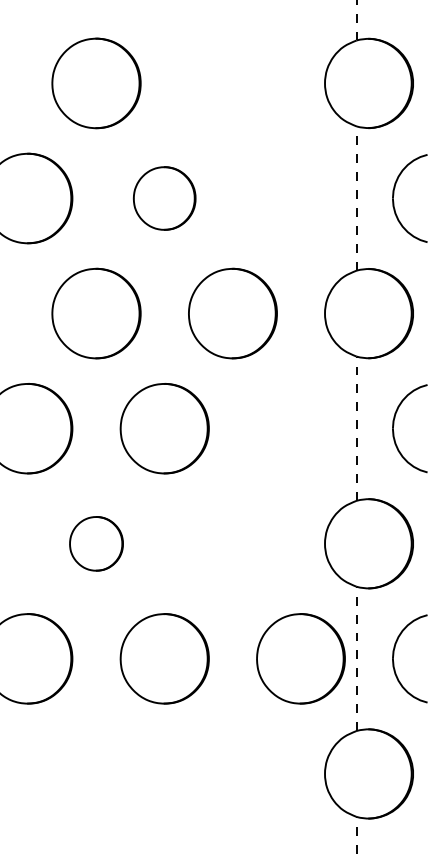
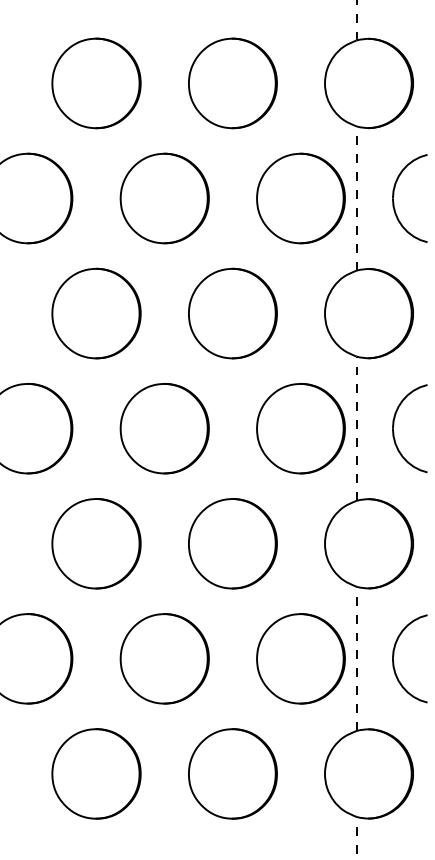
part: none -> present (232, 83)
part size: 65x65 px -> 91x93 px (164, 198)
part: none -> present (300, 198)
part: none -> present (300, 428)
part size: 55x56 px -> 91x92 px (96, 543)
part: none -> present (232, 543)
part: none -> present (96, 773)
part: none -> present (232, 773)
